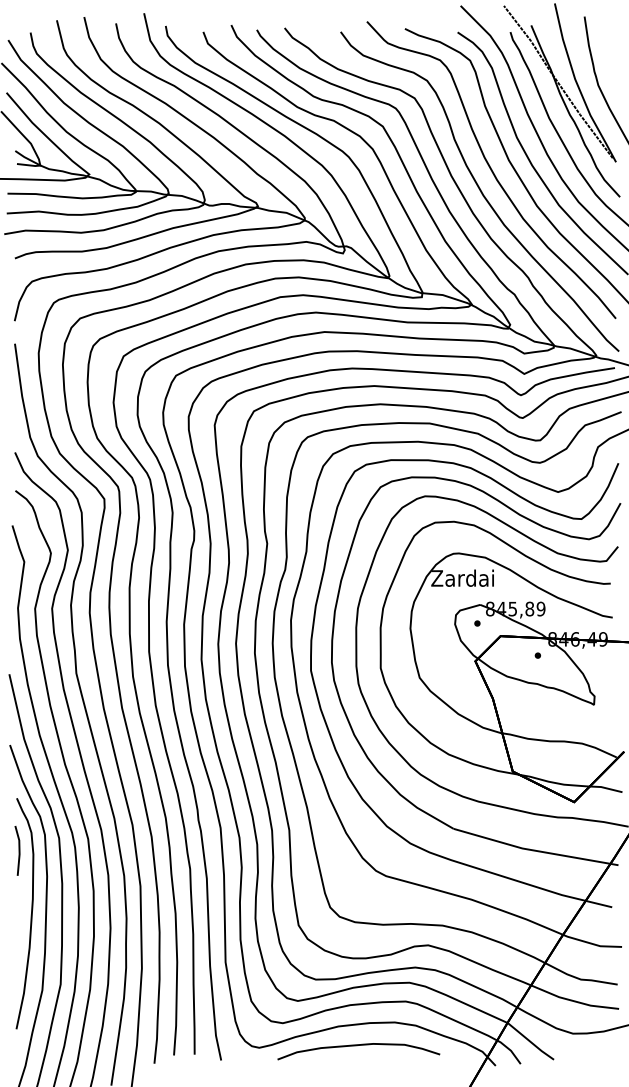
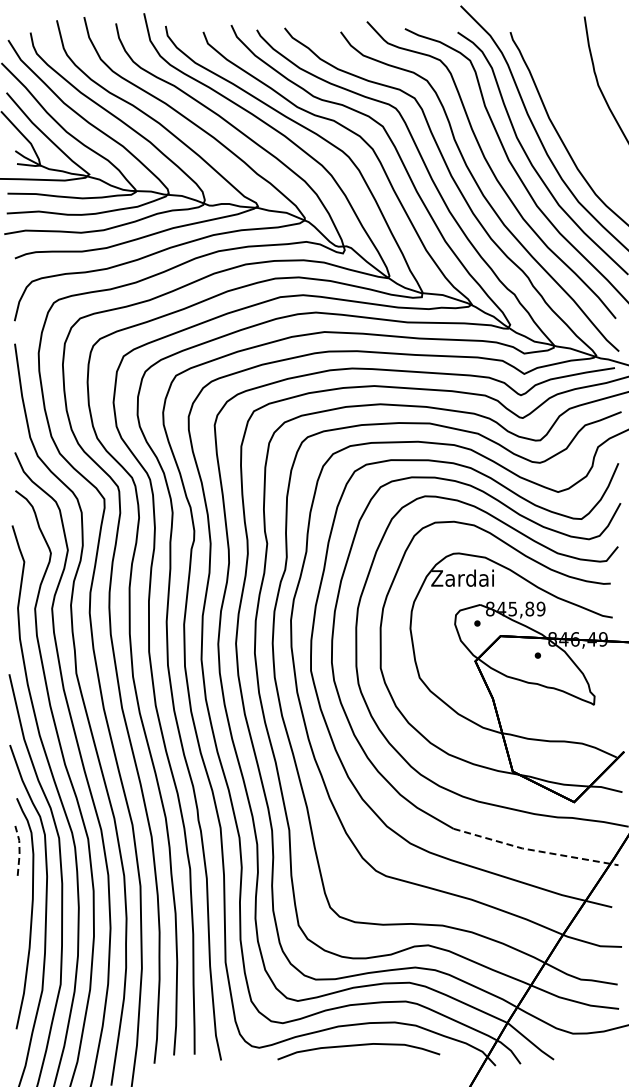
part: present -> none (561, 100)
line: solid -> dashed (19, 850)
line: solid -> dashed (535, 850)
